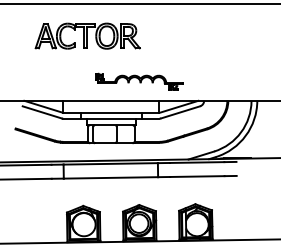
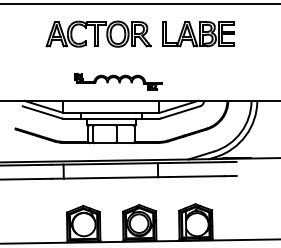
part: none -> present (198, 34)
part position: (87, 35) -> (98, 33) (98, 33)
part position: (139, 81) -> (118, 81) (118, 81)
